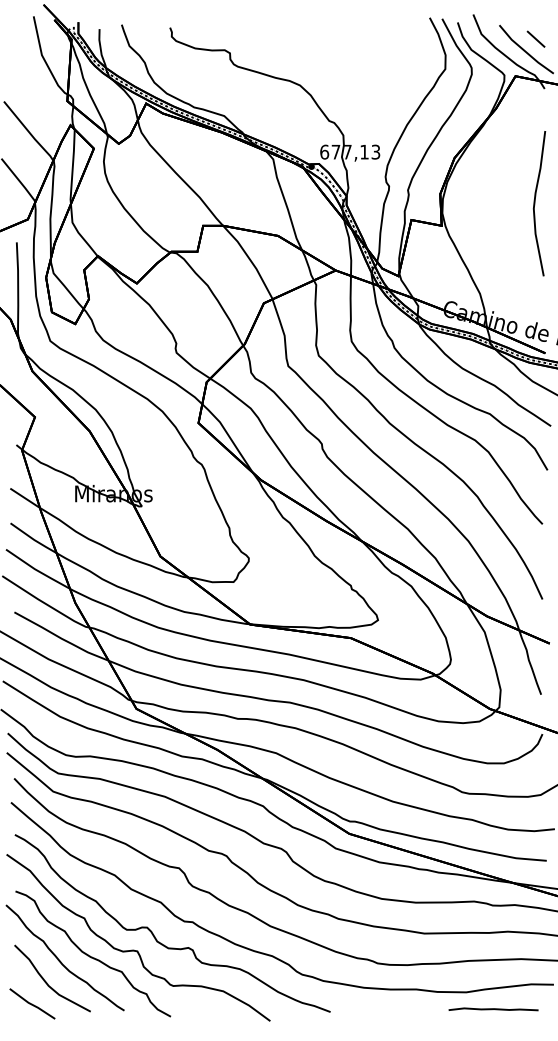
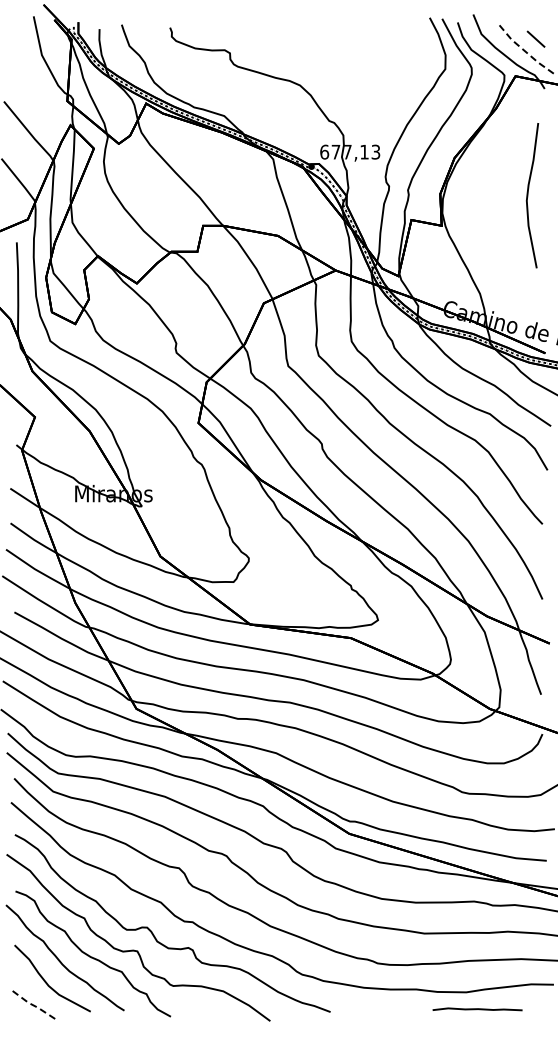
line: solid -> dashed (524, 50)
curve position: (535, 203) -> (528, 195) (528, 195)
line: solid -> dashed (32, 1004)
line position: (493, 1009) -> (477, 1009) (477, 1009)
